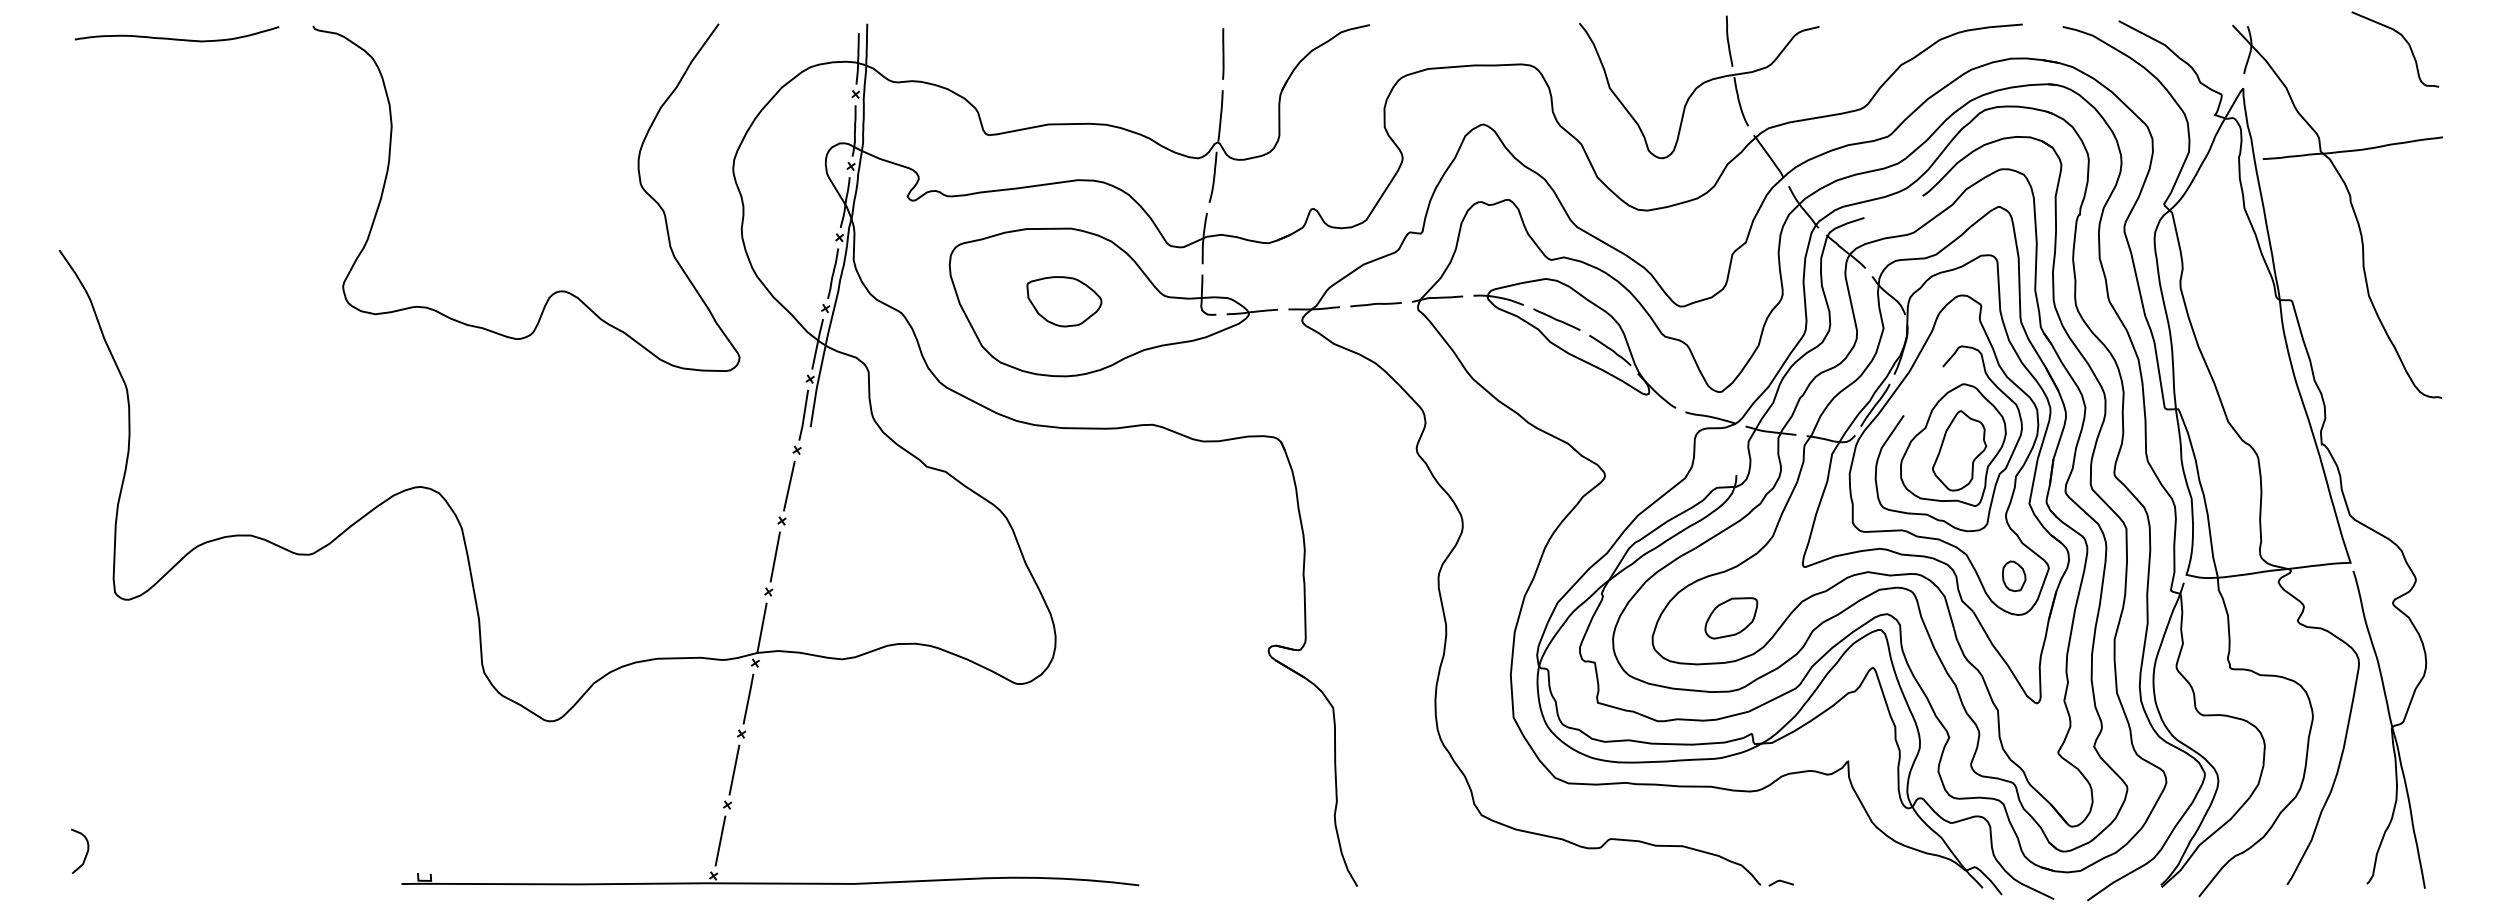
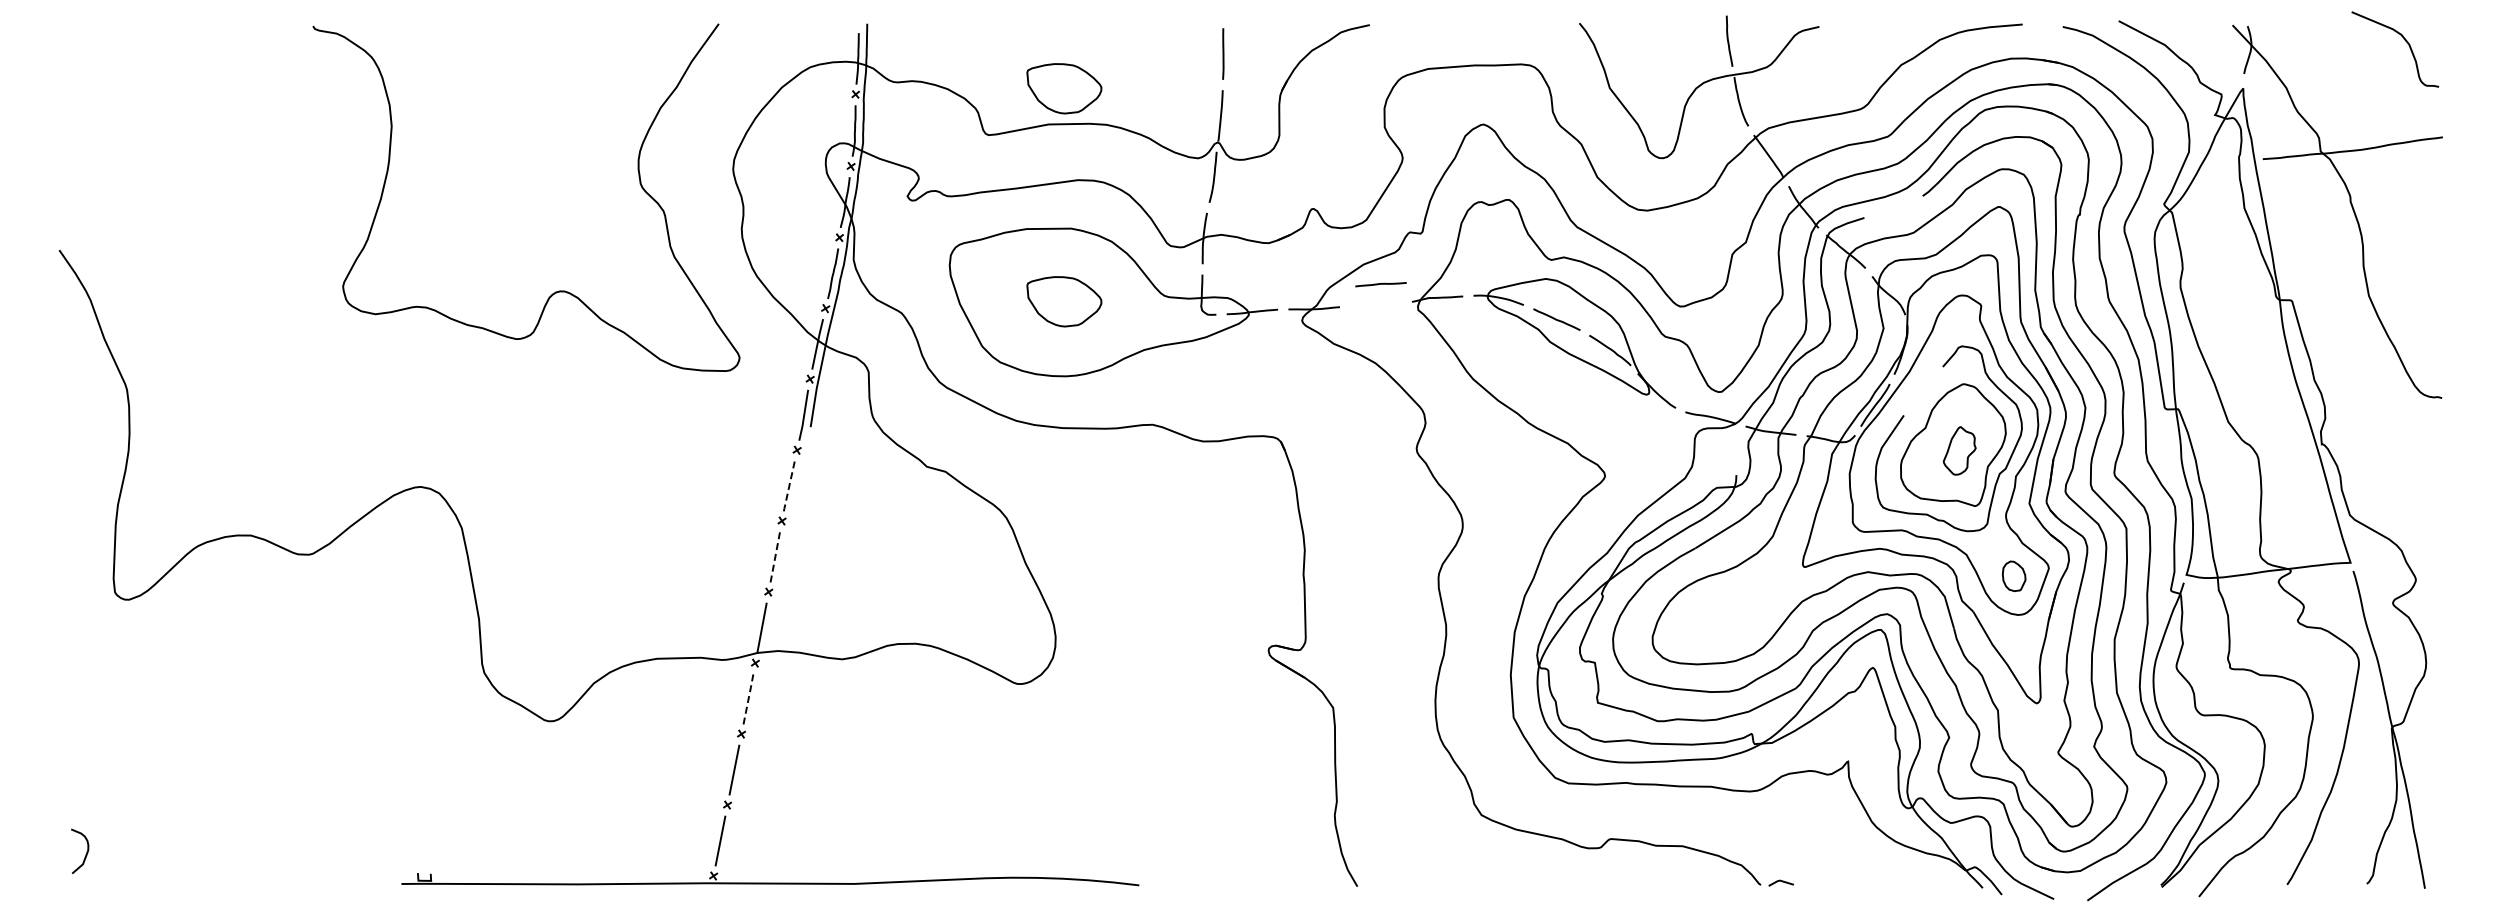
curve: present -> none (176, 38)
part: none -> present (1064, 88)
line position: (1375, 304) -> (1380, 284) (1380, 284)
part size: 56x82 px -> 35x50 px (1959, 450)
line: solid -> dashed (789, 486)
line: solid -> dashed (775, 557)
part: present -> none (1731, 618)
line: solid -> dashed (748, 698)
